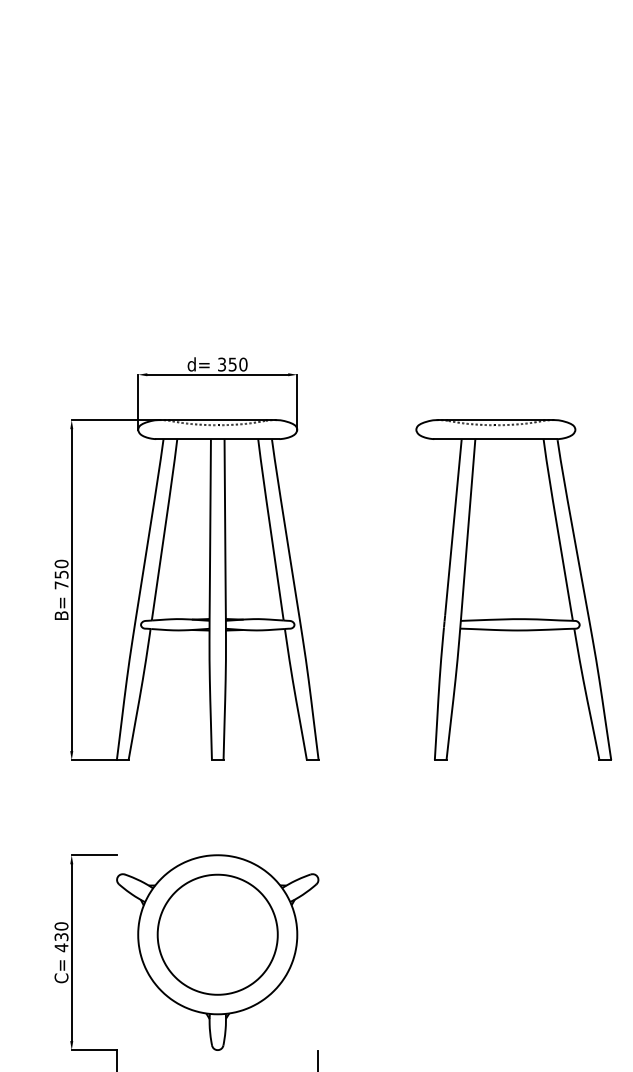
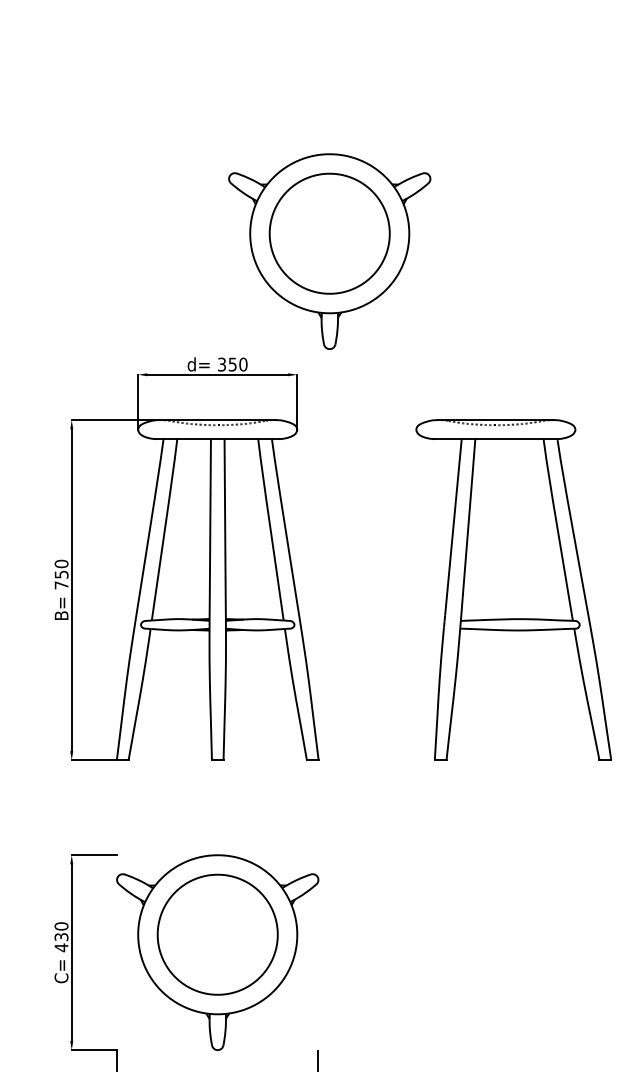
part: none -> present (329, 251)
